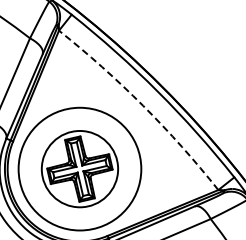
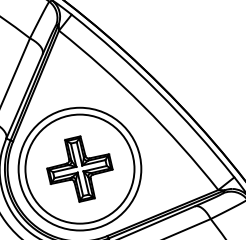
arc: dashed -> solid (143, 105)
circle diameter: 76 px -> 109 px (79, 168)
